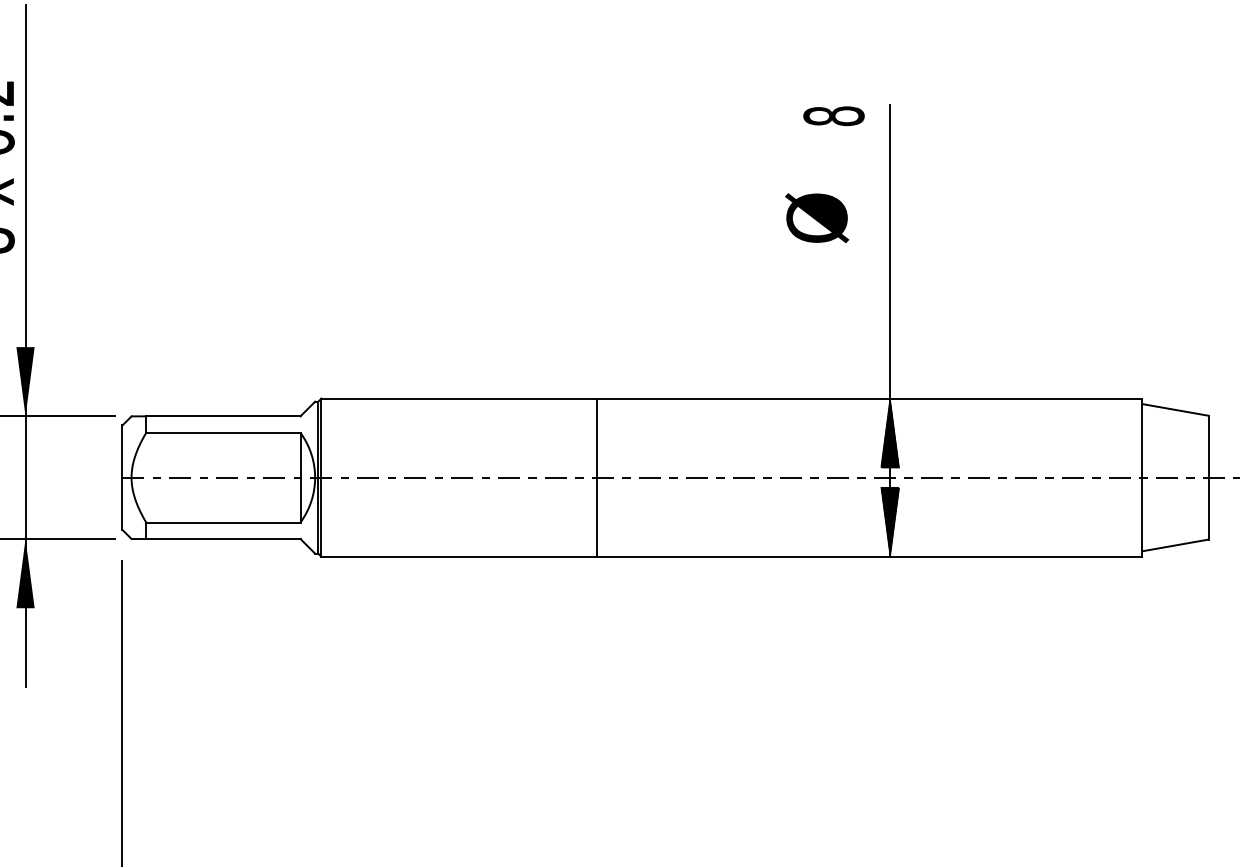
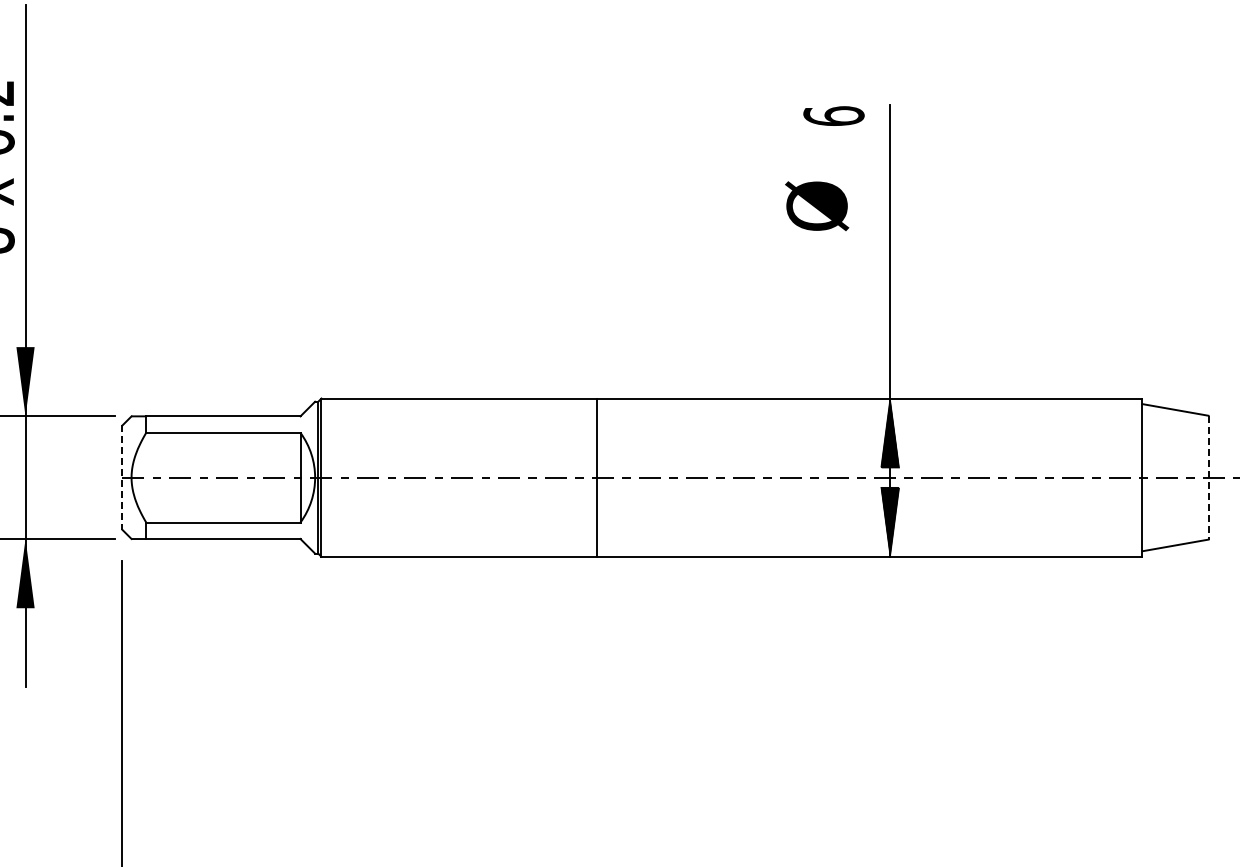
text: 8 -> 6 (833, 116)
text position: (817, 217) -> (817, 205) (817, 205)
line: solid -> dashed (1208, 477)
line: solid -> dashed (122, 478)
